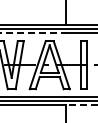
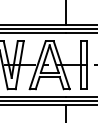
line: dashed -> solid (33, 33)
line: dashed -> solid (81, 105)
